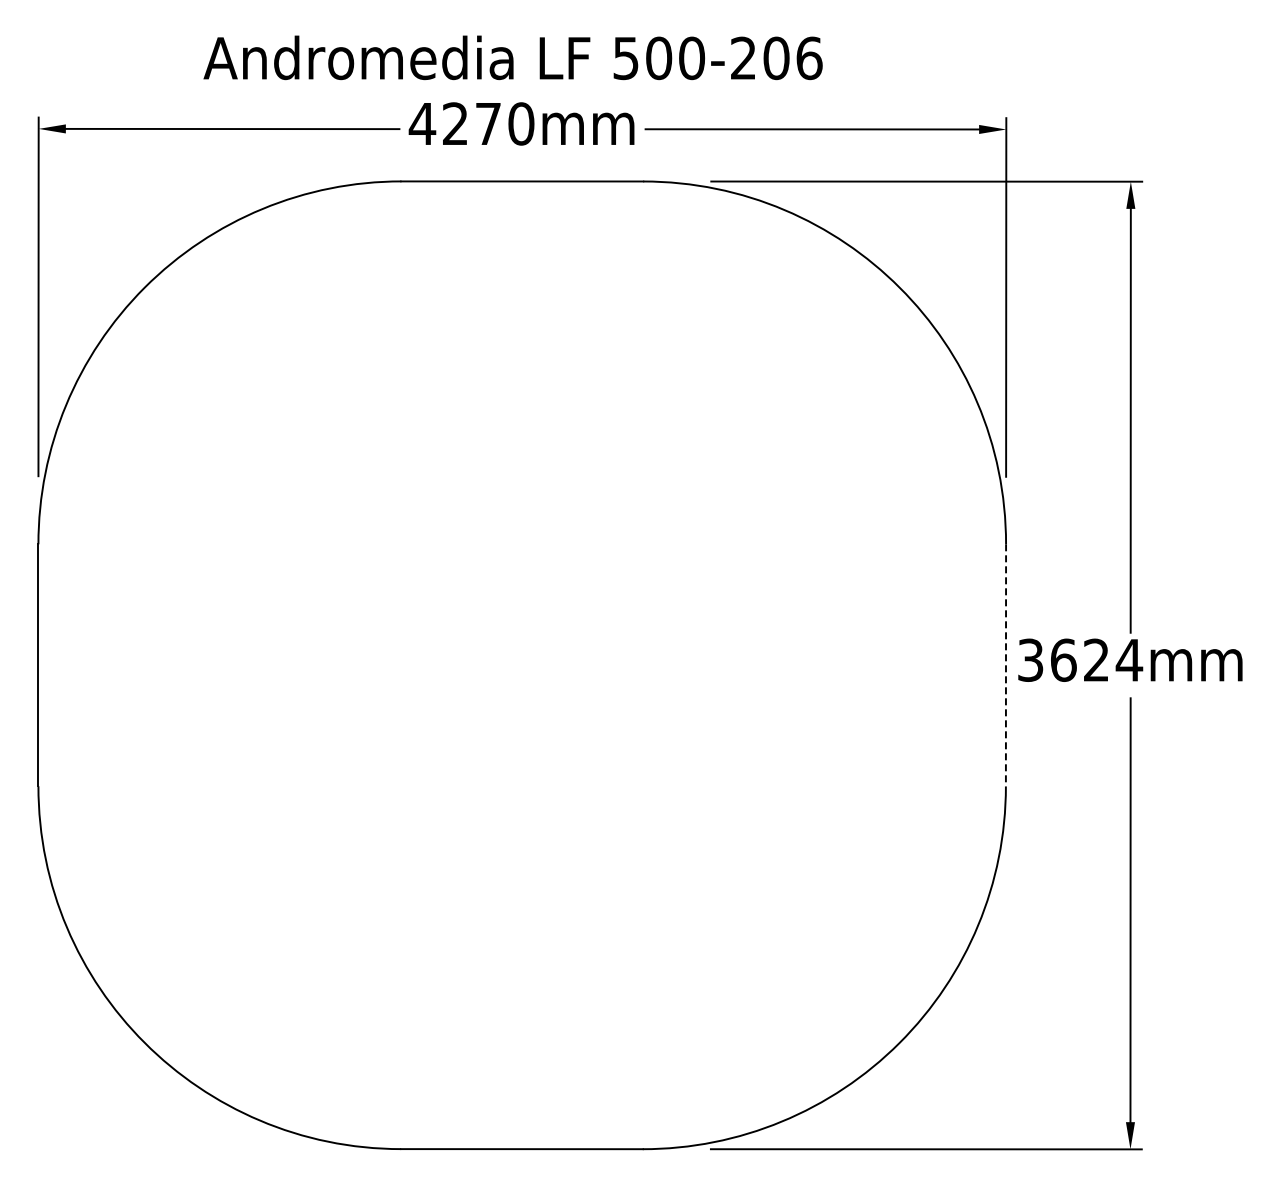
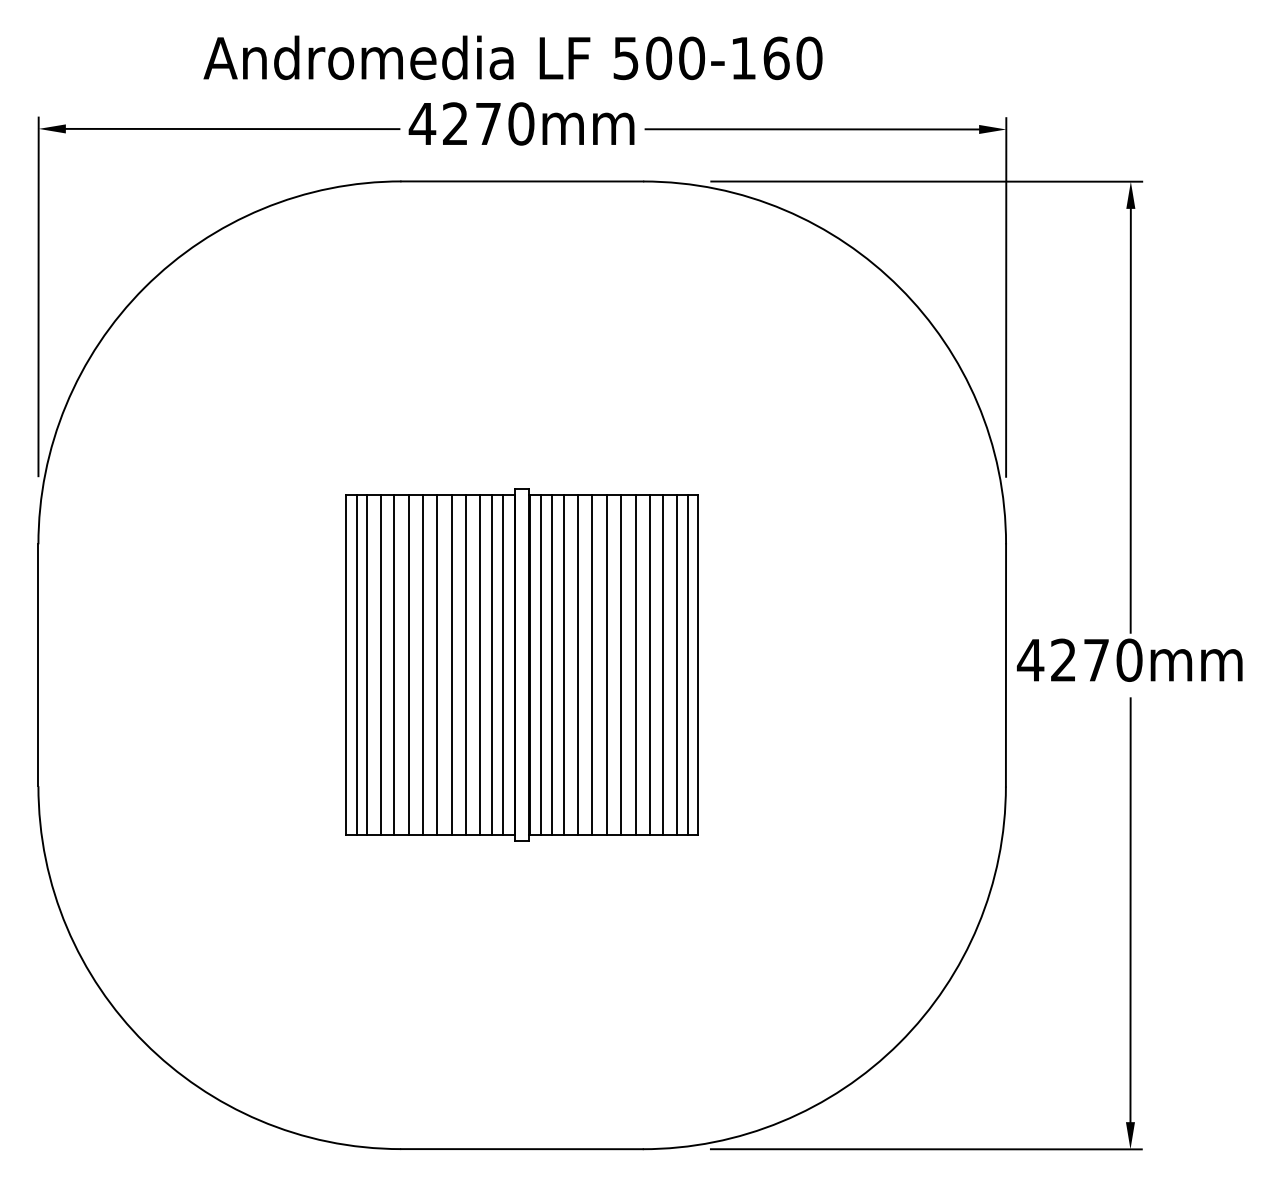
text: 500-206 -> 500-160 (776, 57)
text: 3624mm -> 4270mm (1079, 659)
part: none -> present (521, 664)
line: dashed -> solid (1005, 665)
